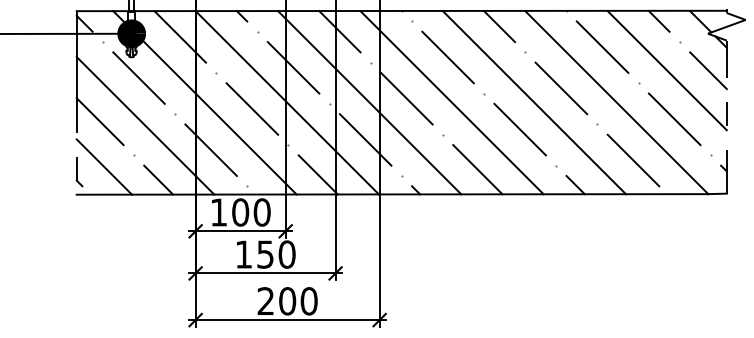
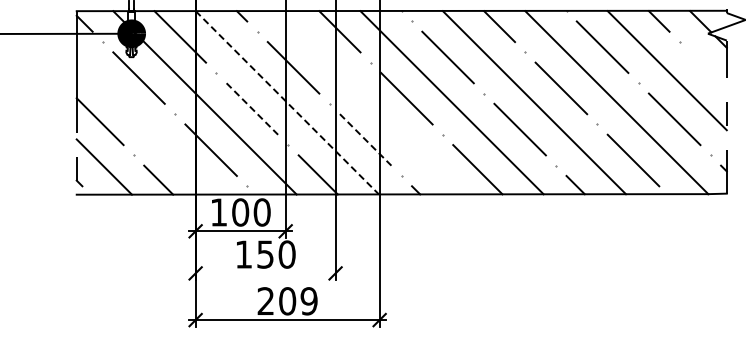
line: present -> none (708, 70)
line: solid -> dashed (287, 102)
line: present -> none (369, 102)
line: solid -> dashed (252, 109)
line: present -> none (145, 125)
line: solid -> dashed (366, 140)
line: present -> none (265, 273)
text: 200 -> 209 (308, 301)
